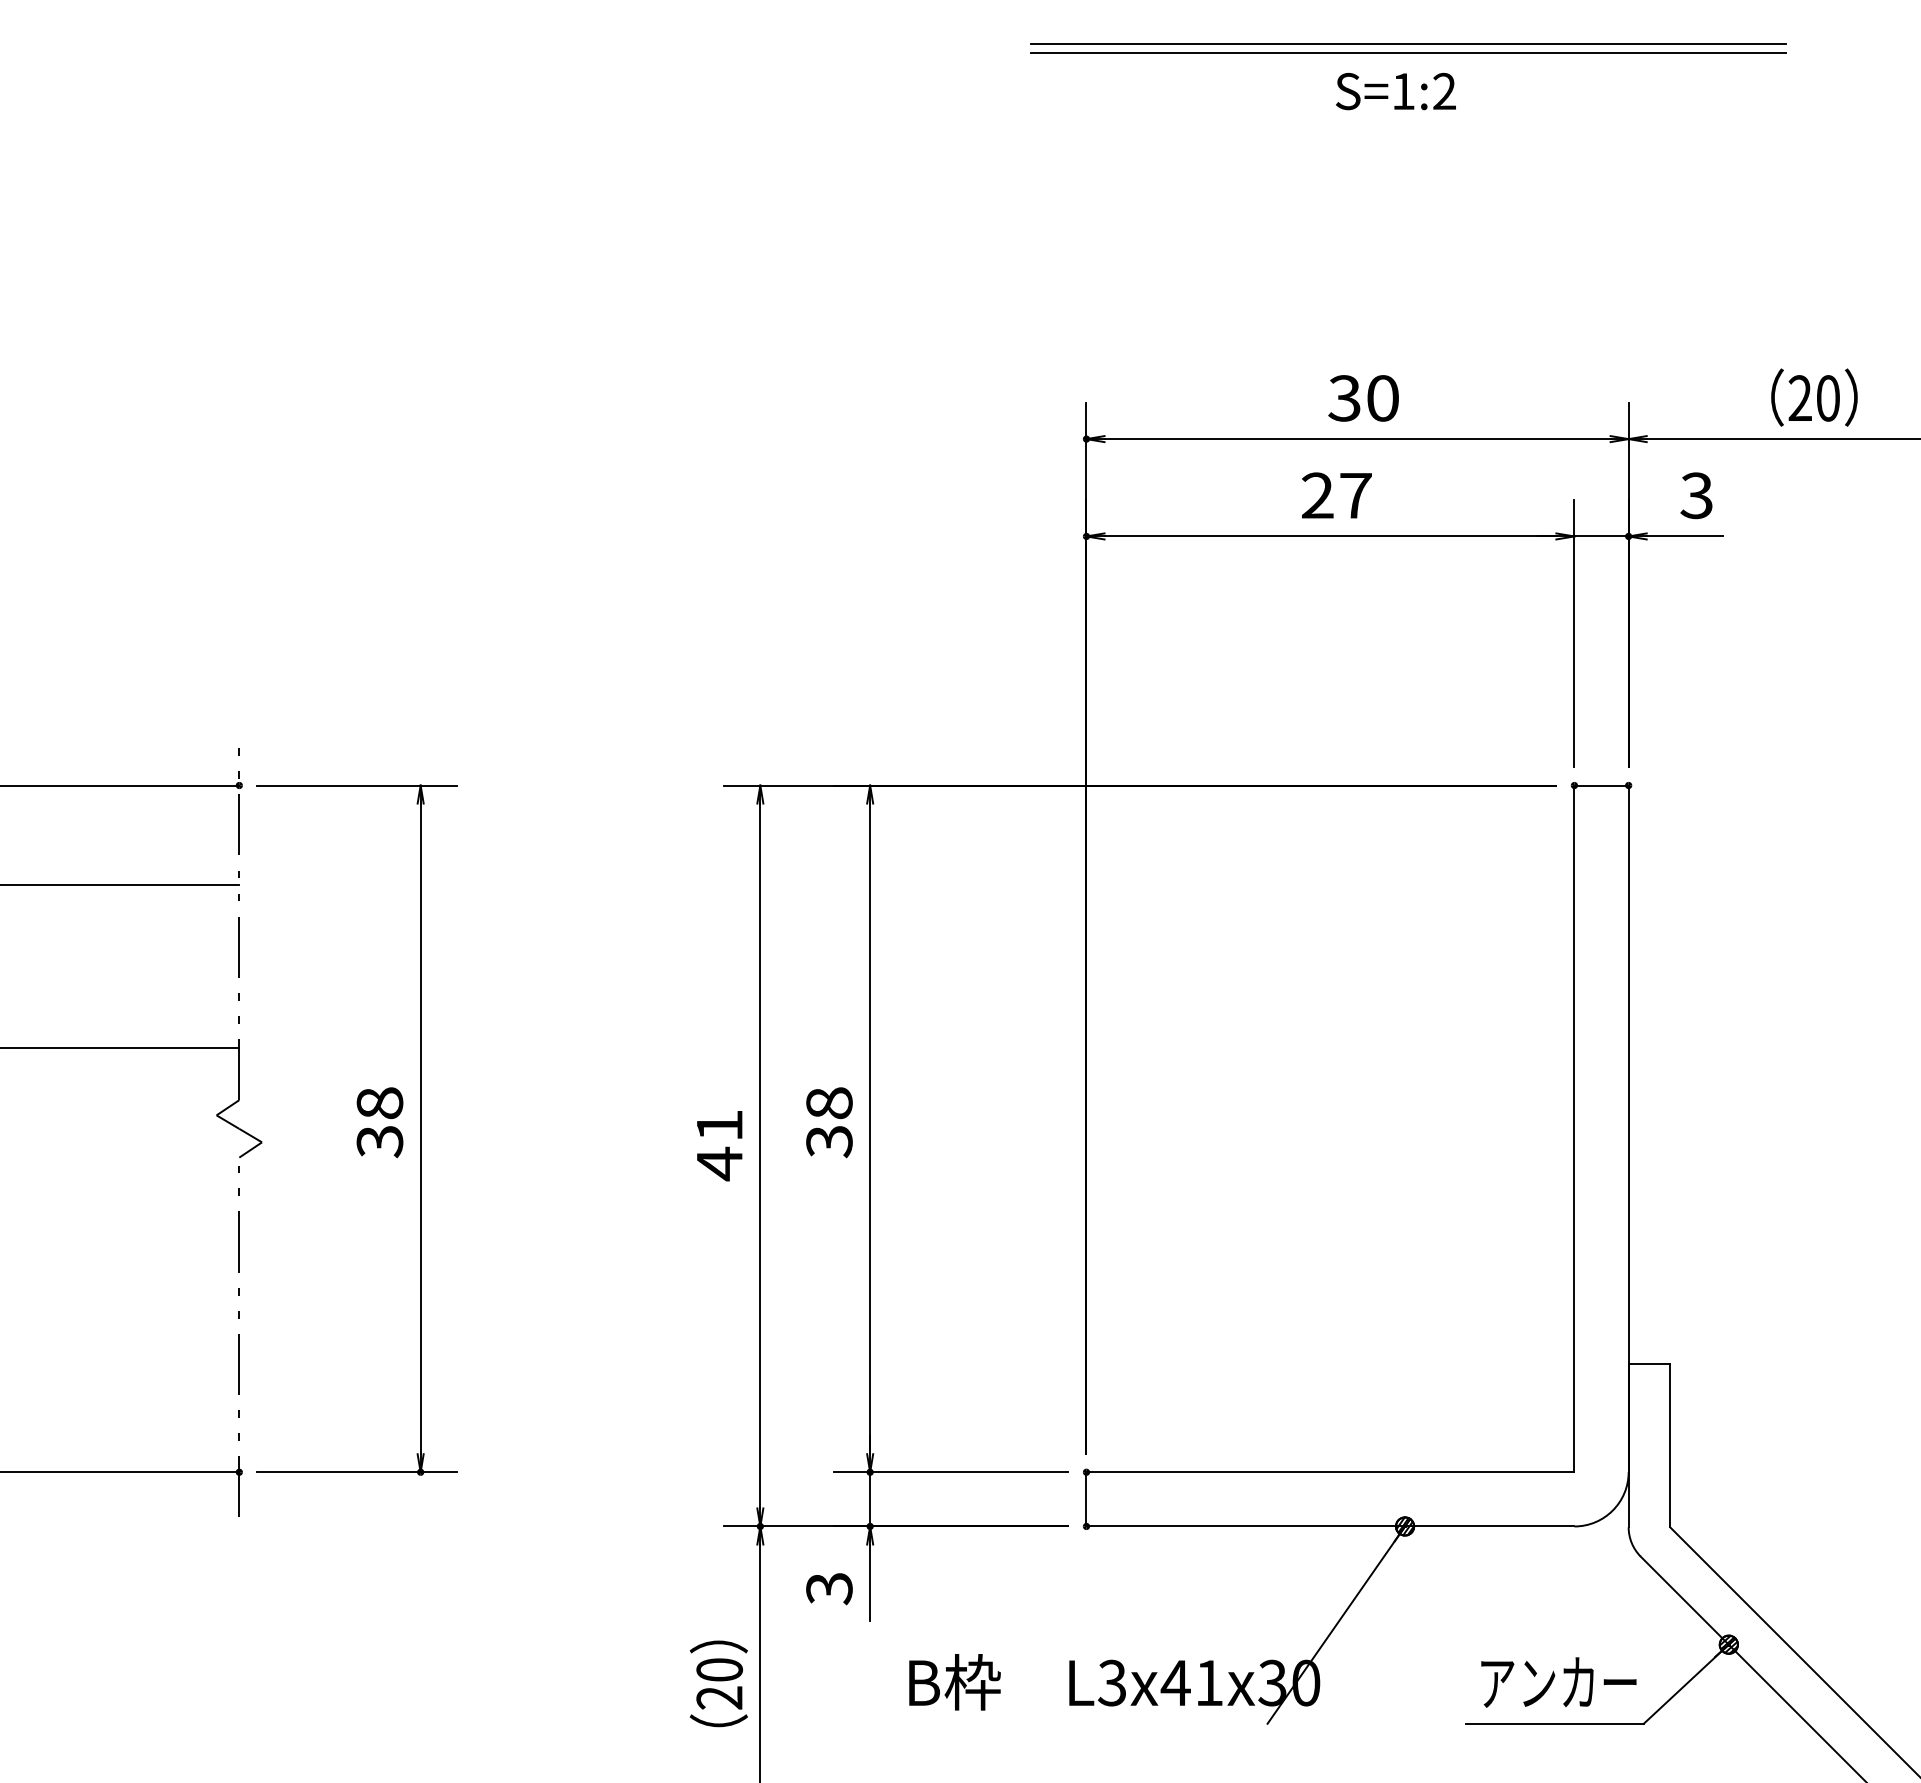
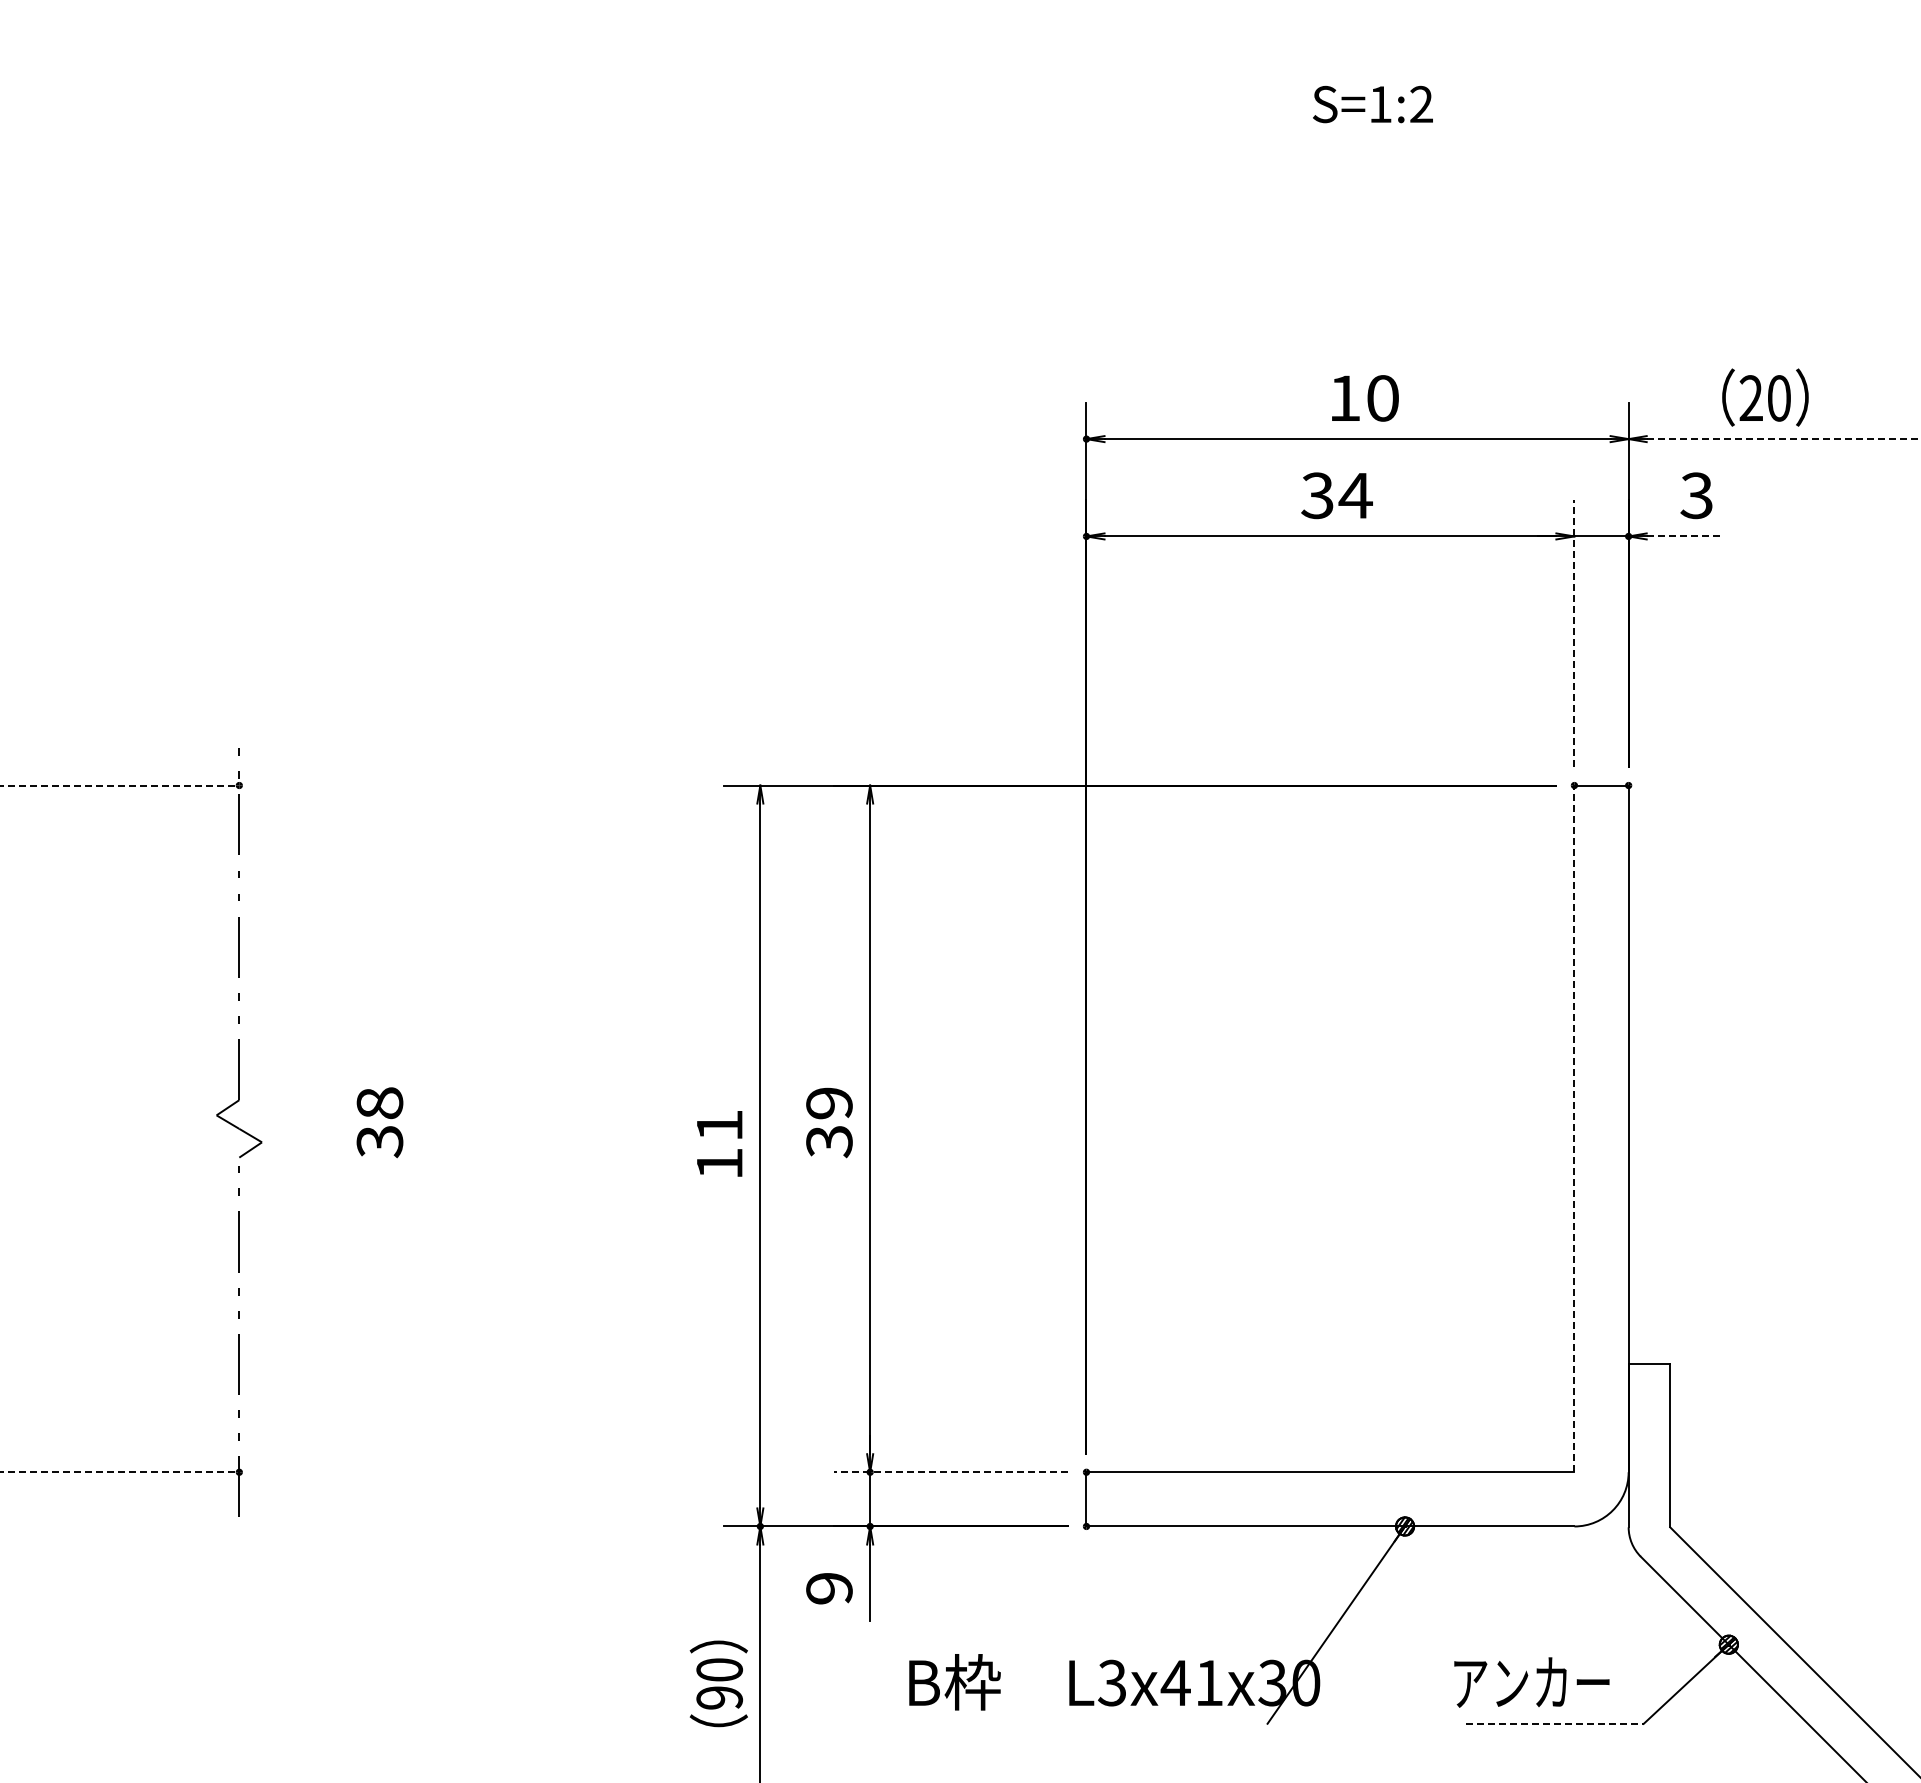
line: present -> none (1408, 44)
line: present -> none (1408, 53)
text position: (1395, 91) -> (1372, 104) (1372, 104)
text position: (1814, 397) -> (1765, 397) (1765, 397)
text: 30 -> 10 (1344, 398)
line: solid -> dashed (1783, 439)
text: 27 -> 34 (1336, 496)
line: solid -> dashed (1685, 536)
line: solid -> dashed (1574, 633)
line: solid -> dashed (120, 785)
line: present -> none (120, 884)
line: present -> none (120, 1047)
text: 38 -> 39 (829, 1103)
line: solid -> dashed (1574, 1128)
part: present -> none (420, 1129)
text: 41 -> 11 (719, 1163)
line: solid -> dashed (120, 1472)
line: solid -> dashed (950, 1472)
text: 3 -> 9 (829, 1589)
text position: (1558, 1682) -> (1531, 1682) (1531, 1682)
text: 20 -> 90 (720, 1697)
line: solid -> dashed (1555, 1723)
